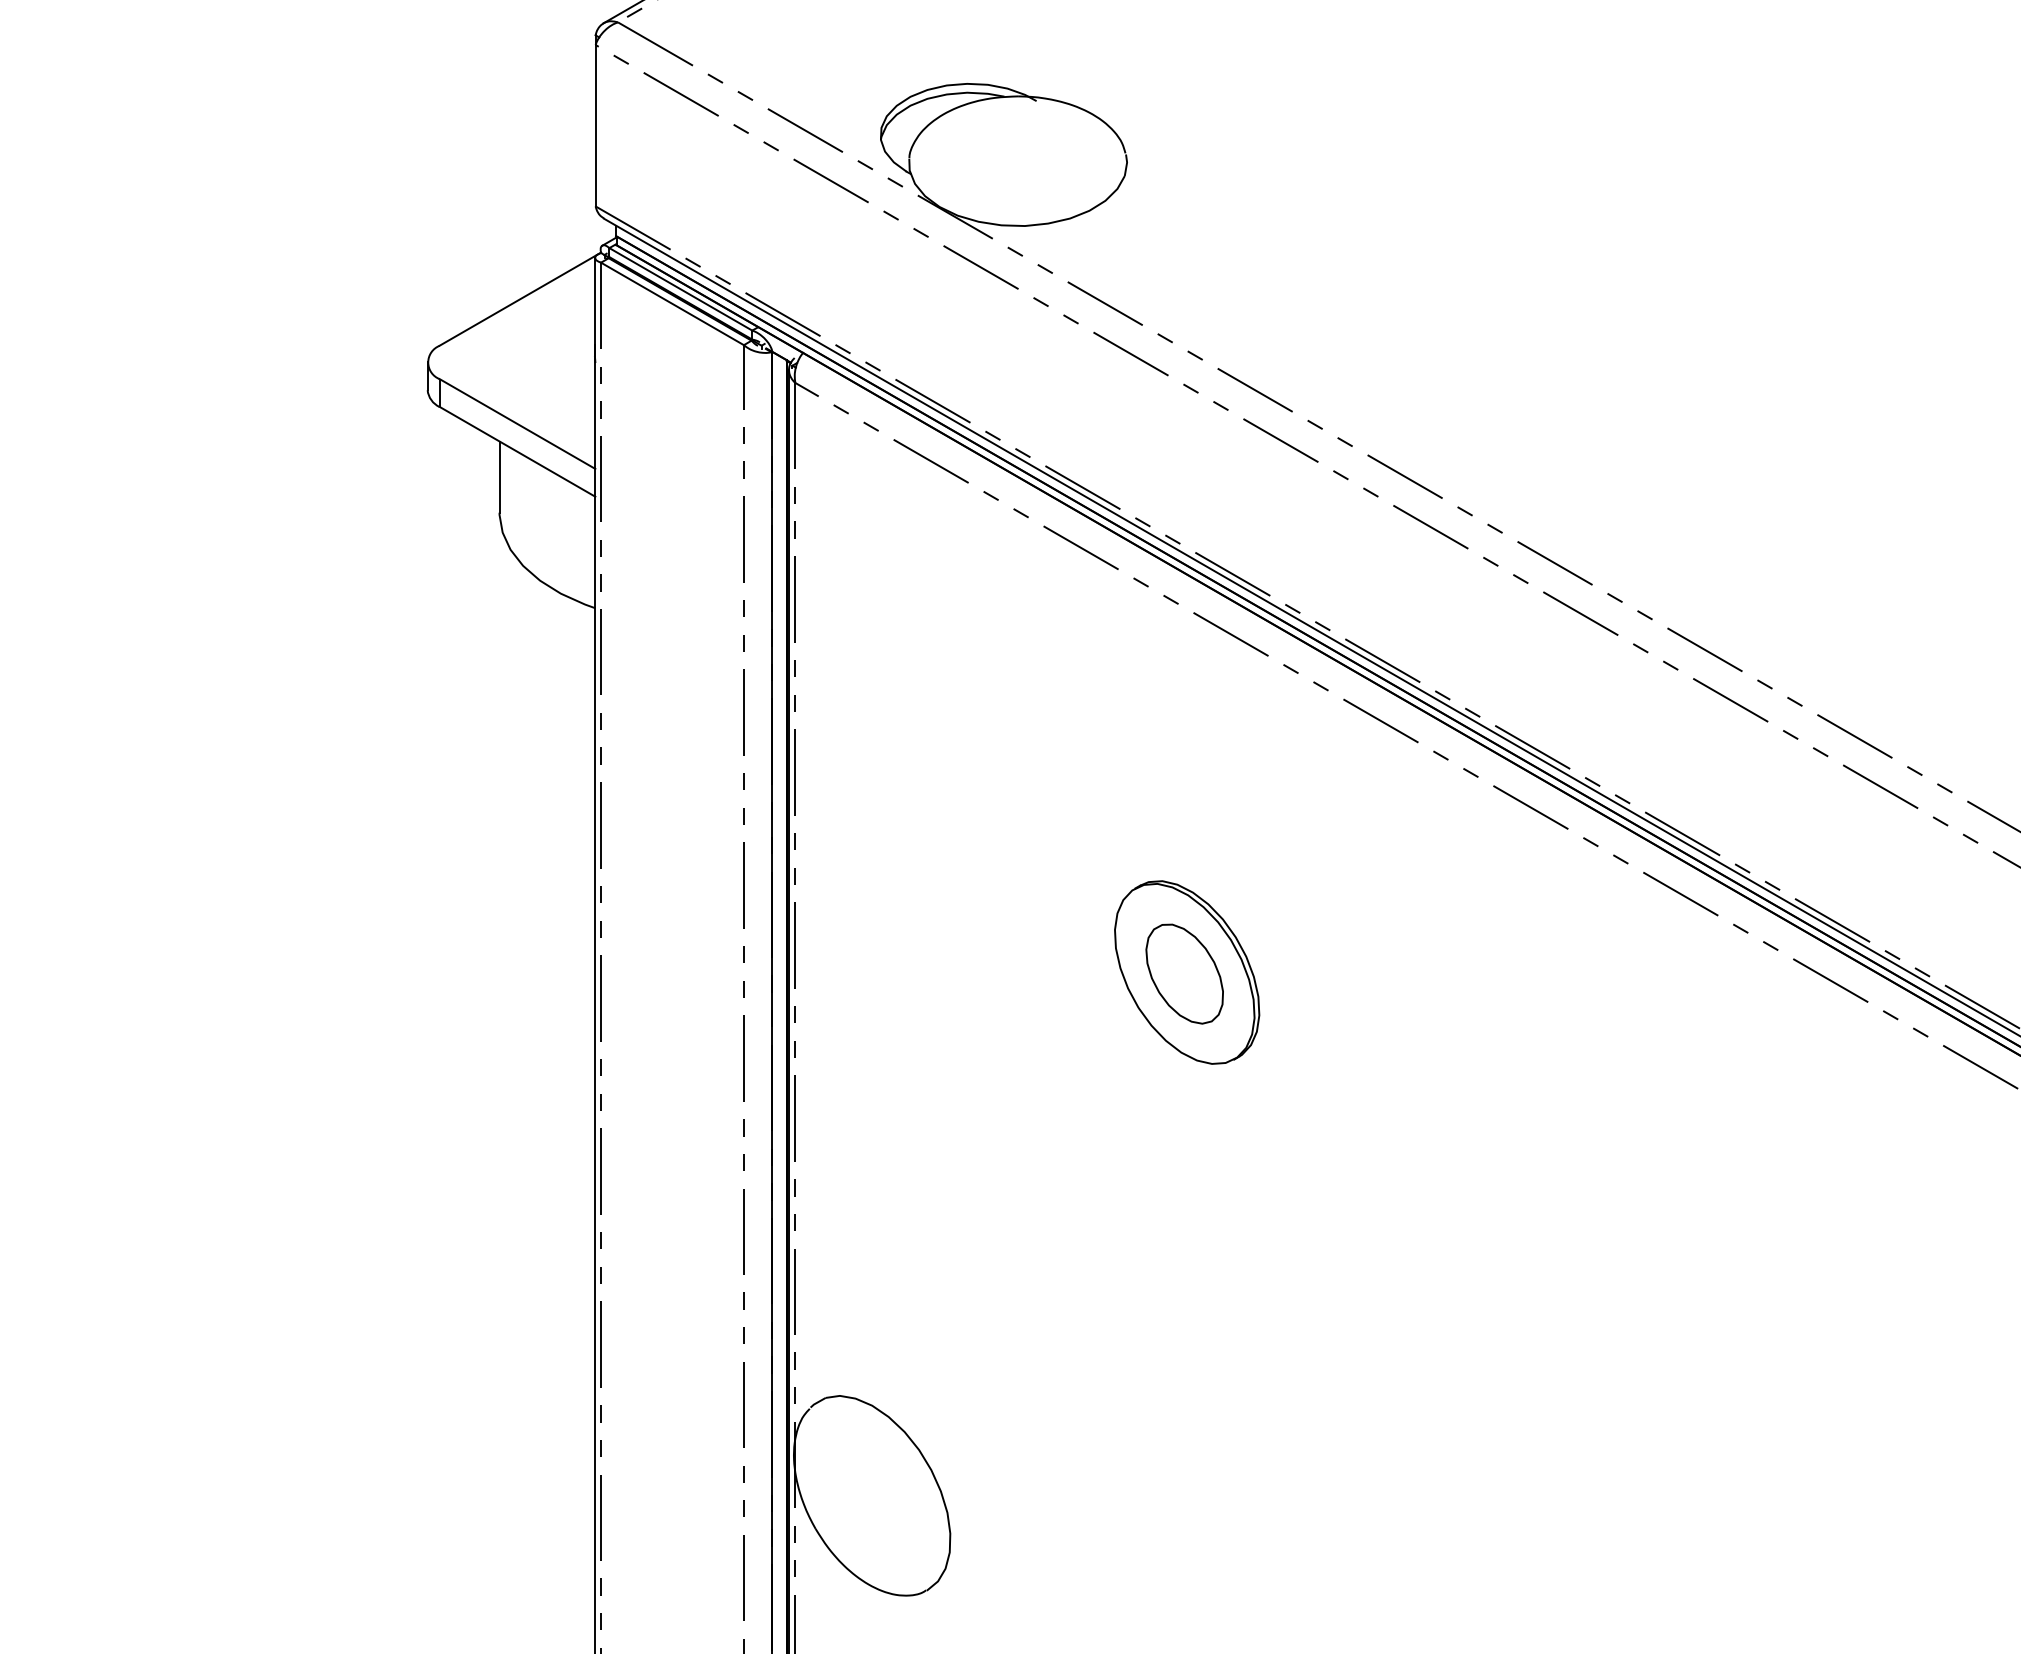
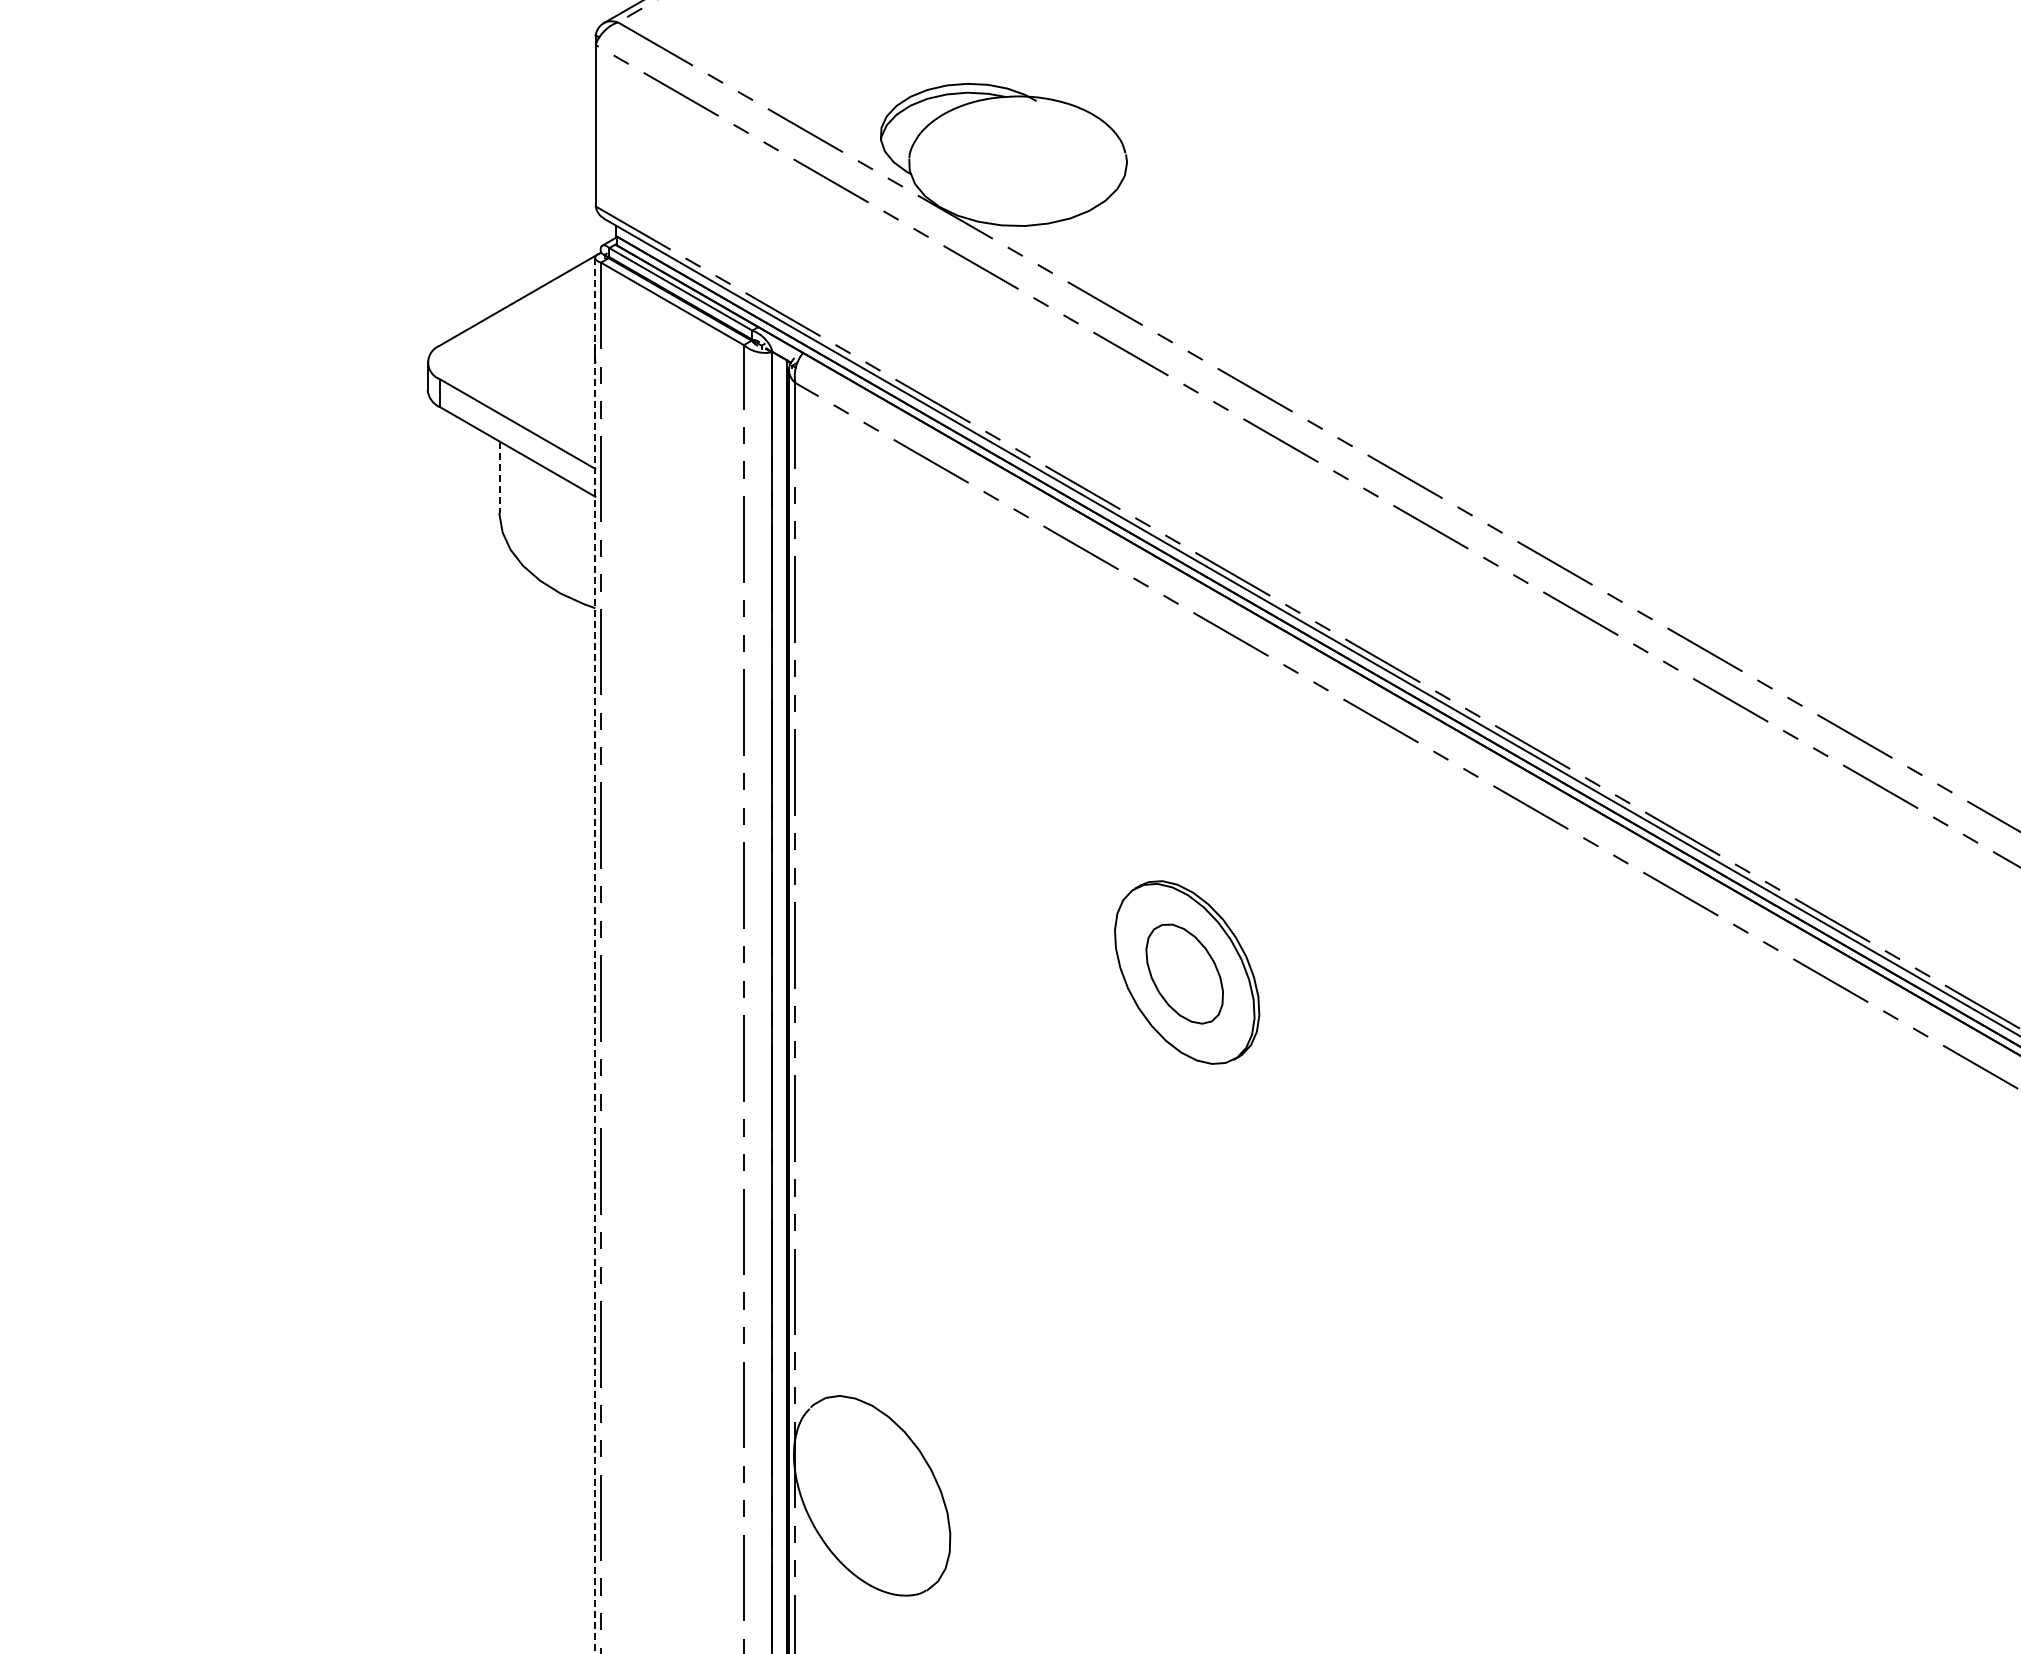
line: solid -> dashed (499, 477)
line: solid -> dashed (595, 955)
